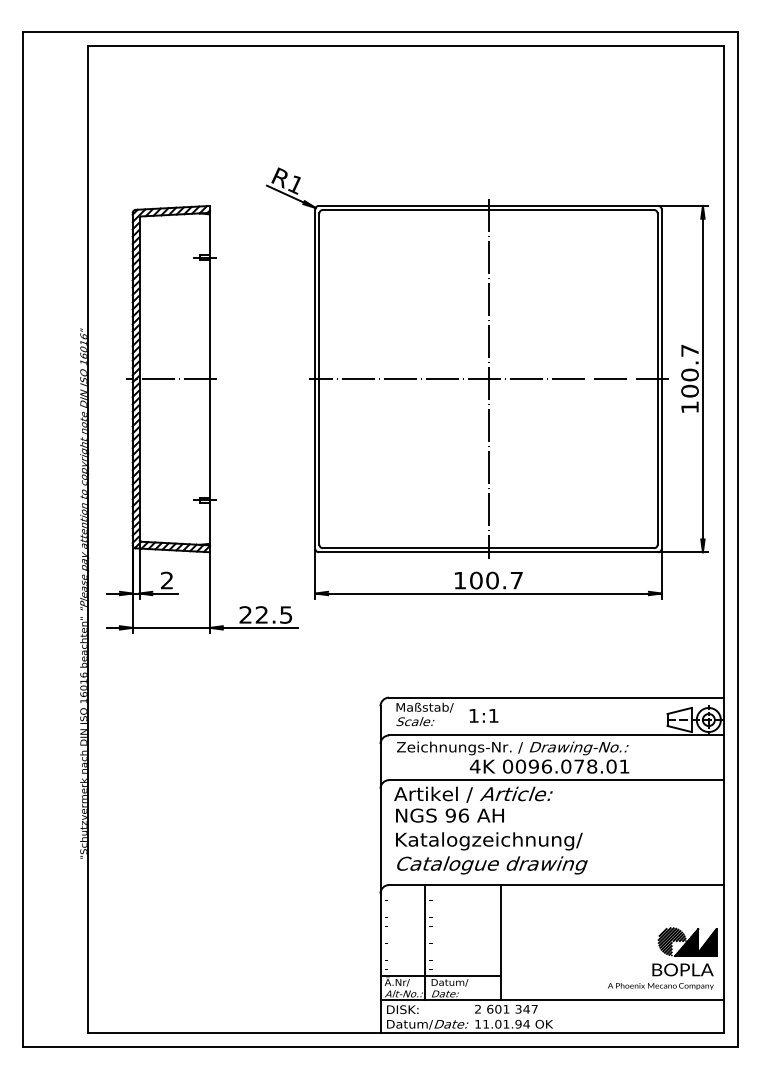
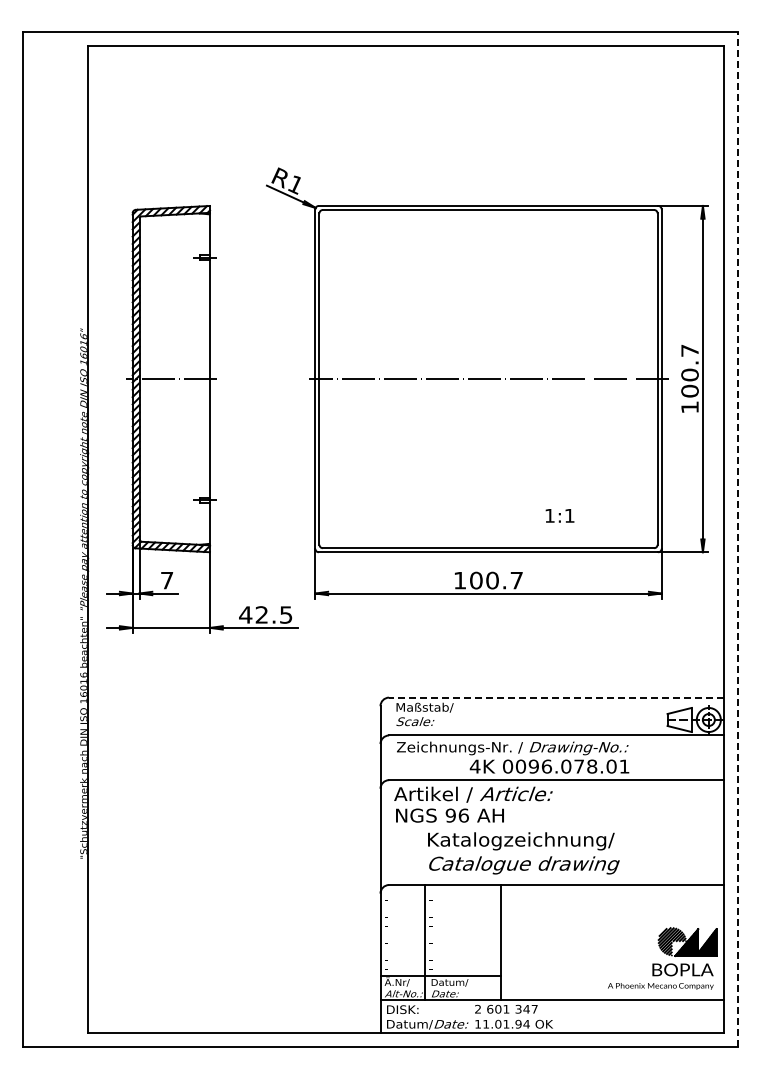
line: present -> none (488, 379)
line: solid -> dashed (738, 539)
text: 2 -> 7 (167, 580)
text: 22.5 -> 42.5 (245, 614)
line: solid -> dashed (556, 697)
text position: (483, 715) -> (559, 515) (559, 515)
text position: (491, 853) -> (523, 853) (523, 853)
